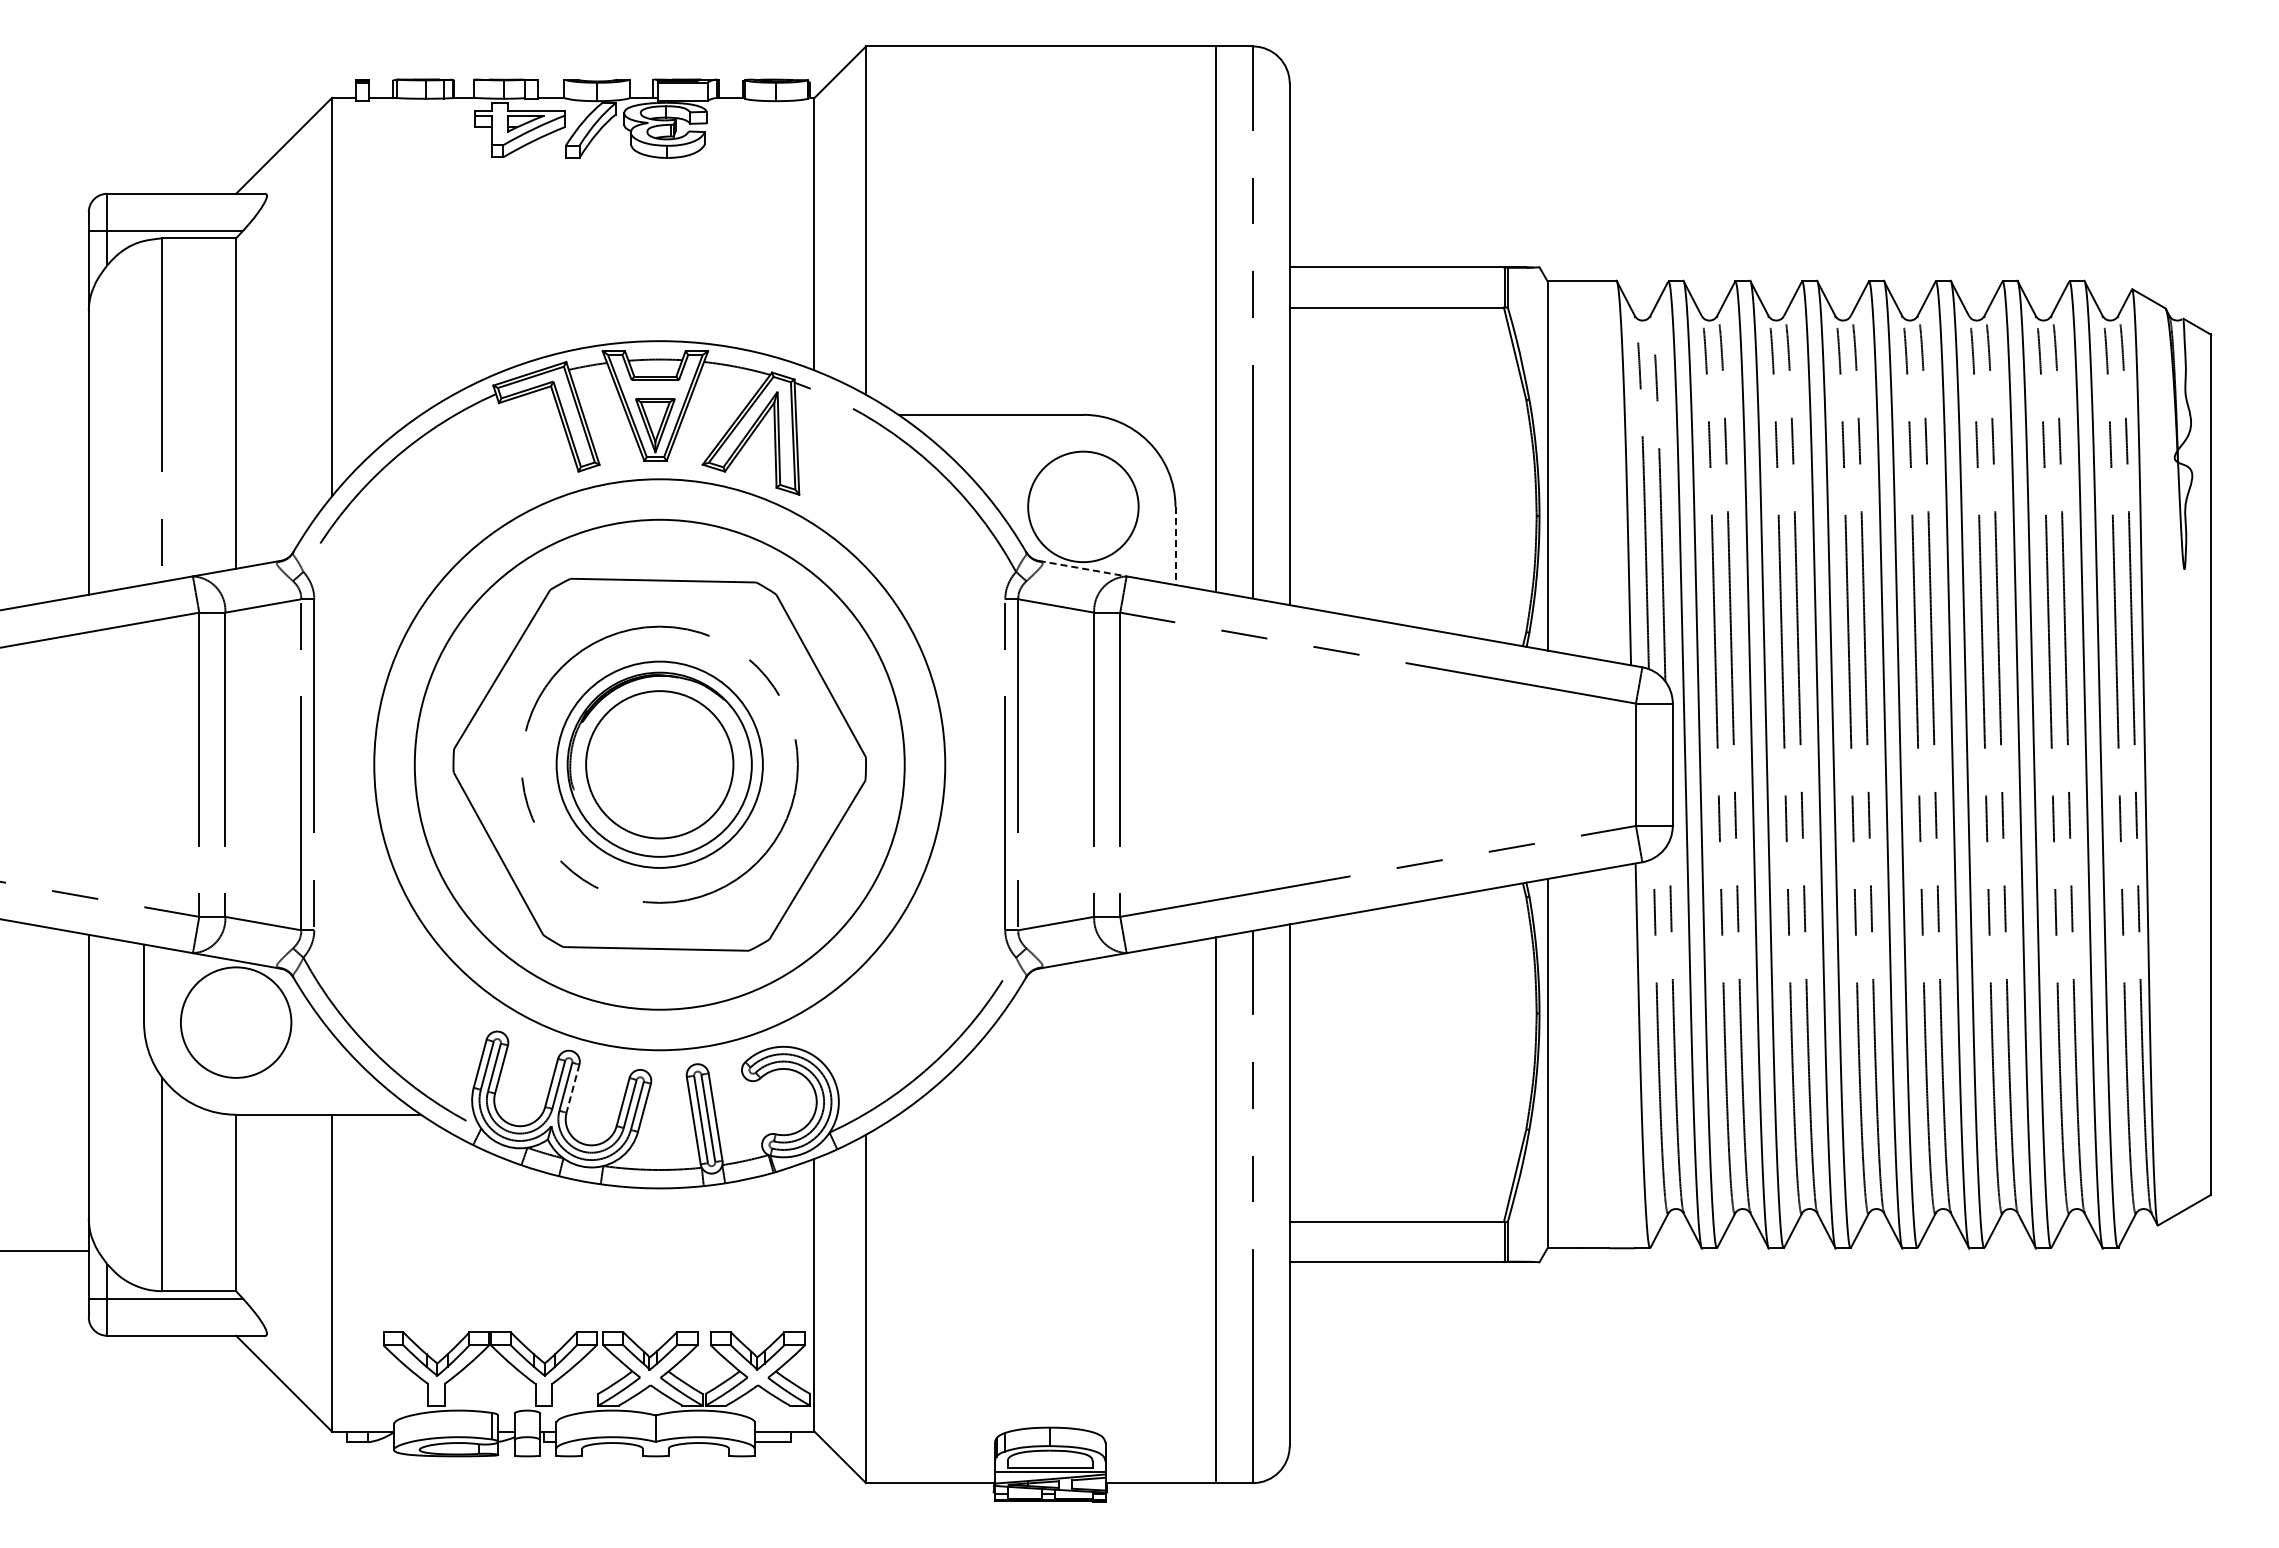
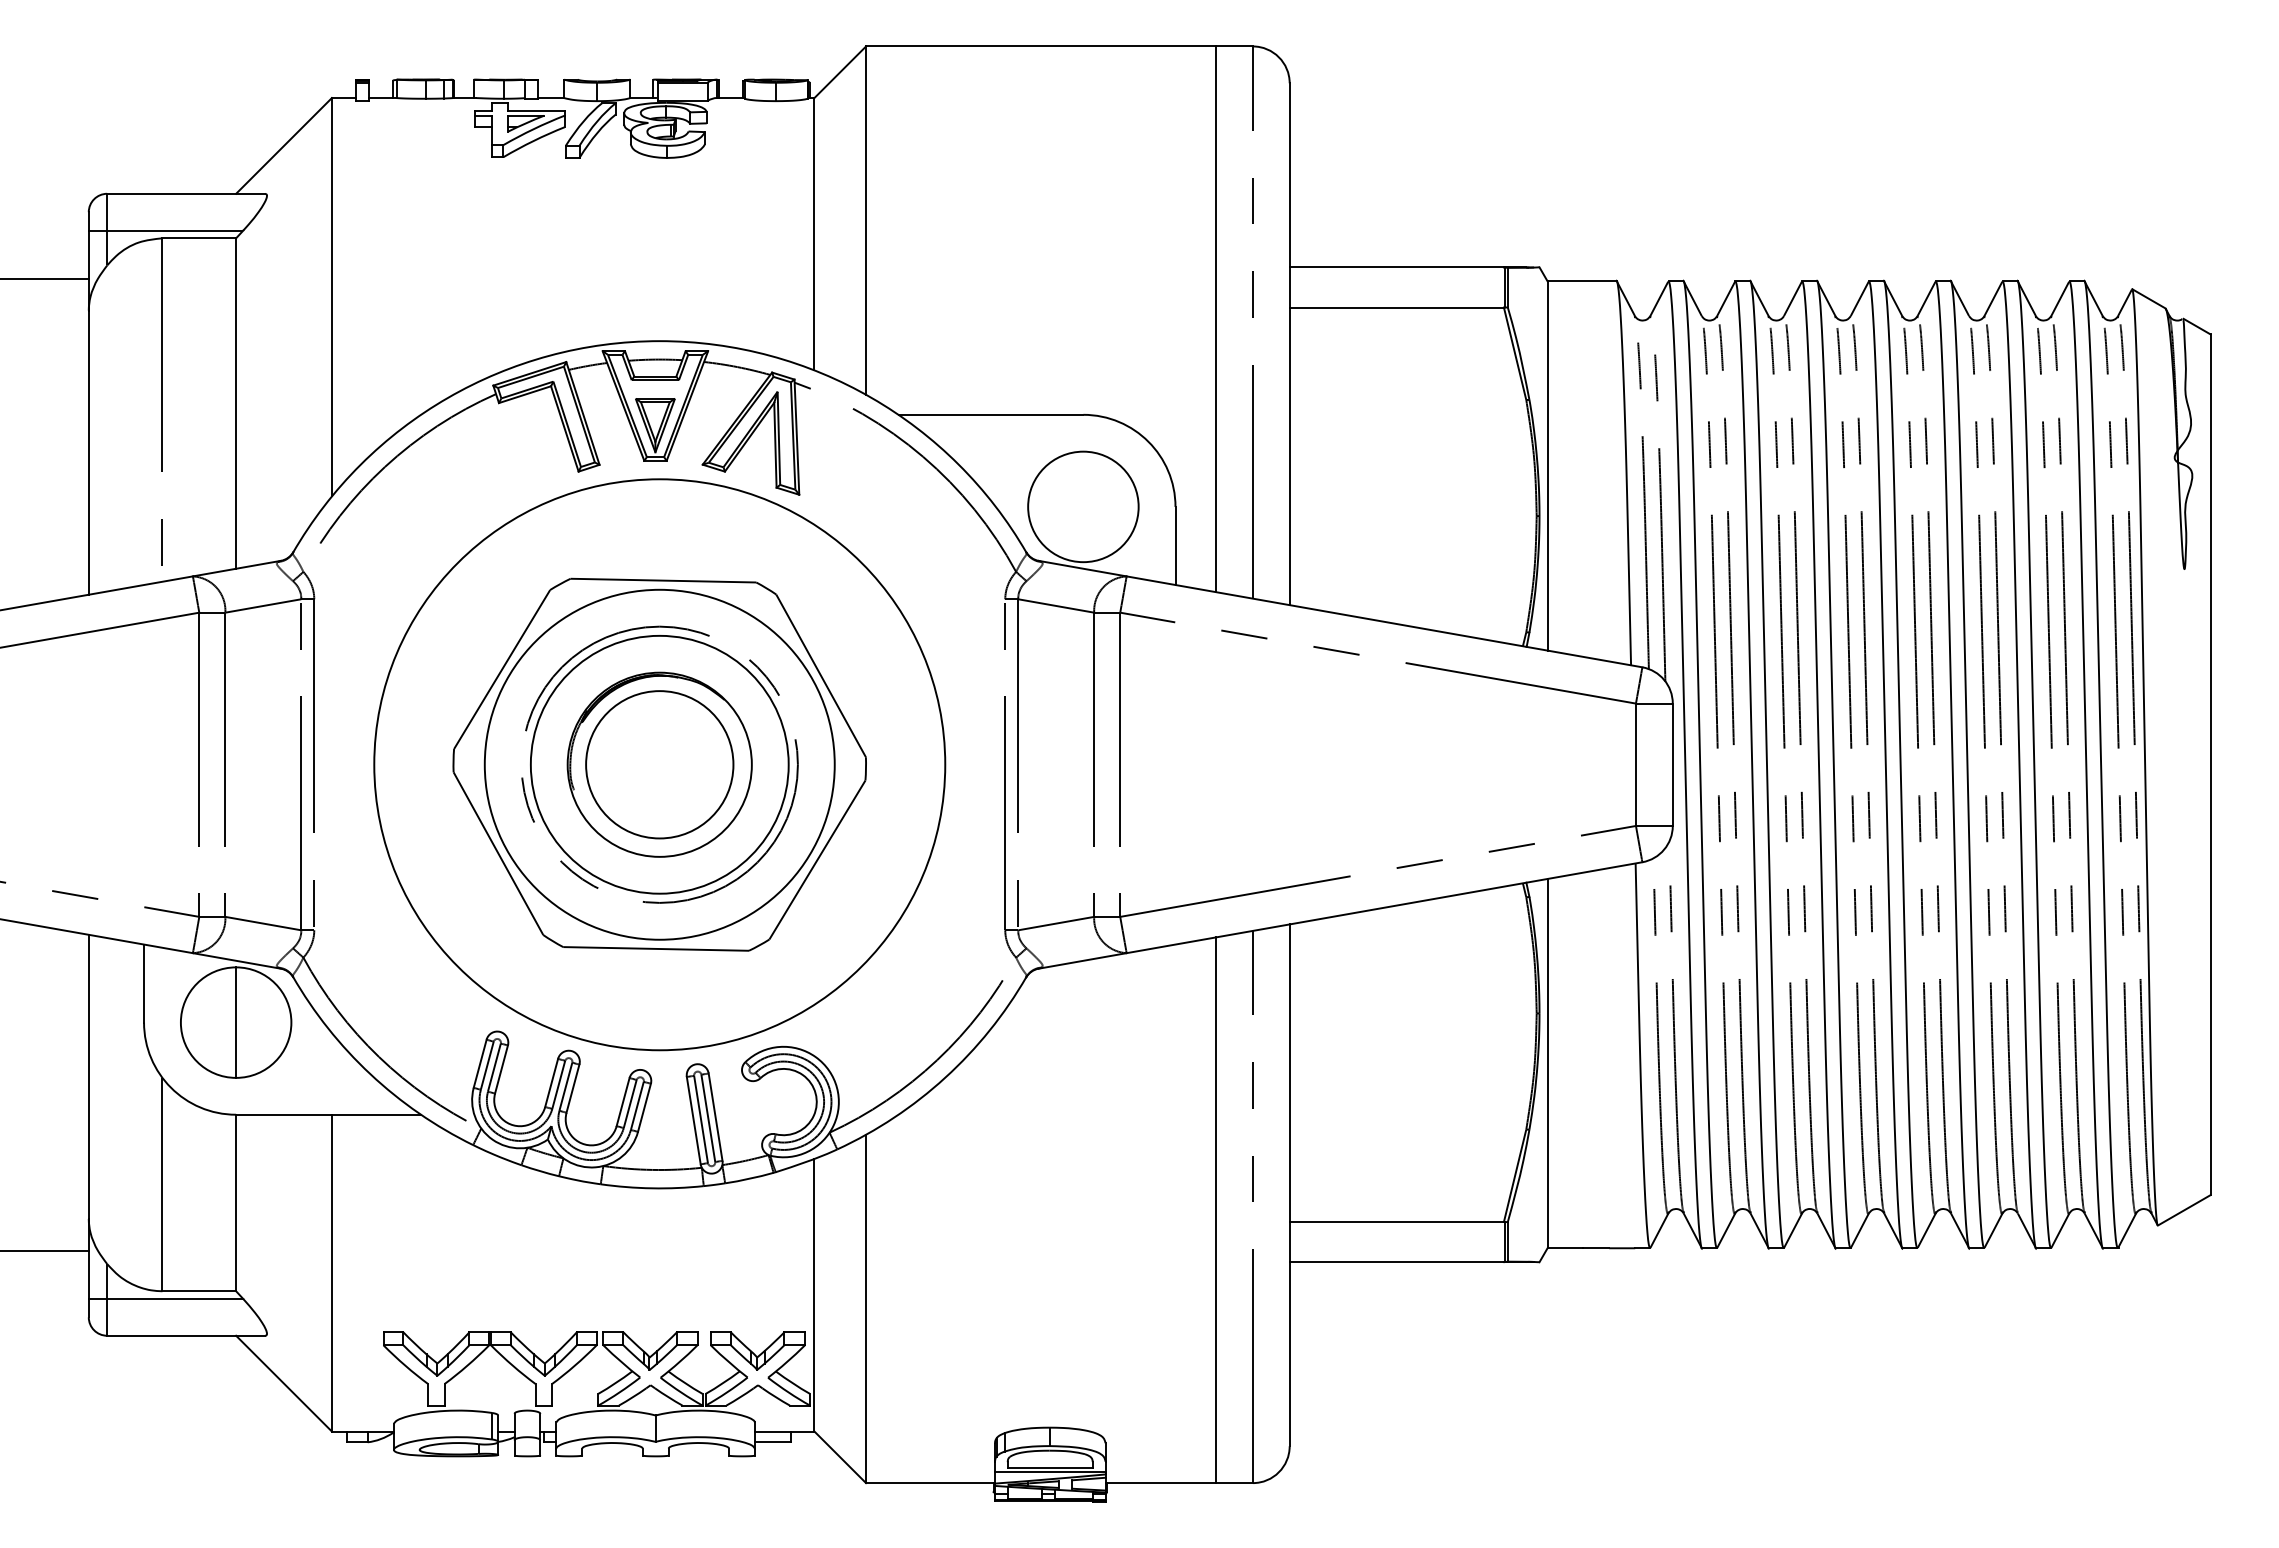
line: none -> present (45, 278)
line: dashed -> solid (1175, 546)
line: dashed -> solid (1082, 568)
circle diameter: 206 px -> 258 px (659, 764)
circle diameter: 490 px -> 350 px (659, 764)
line: none -> present (236, 1022)
line: dashed -> solid (572, 1088)
